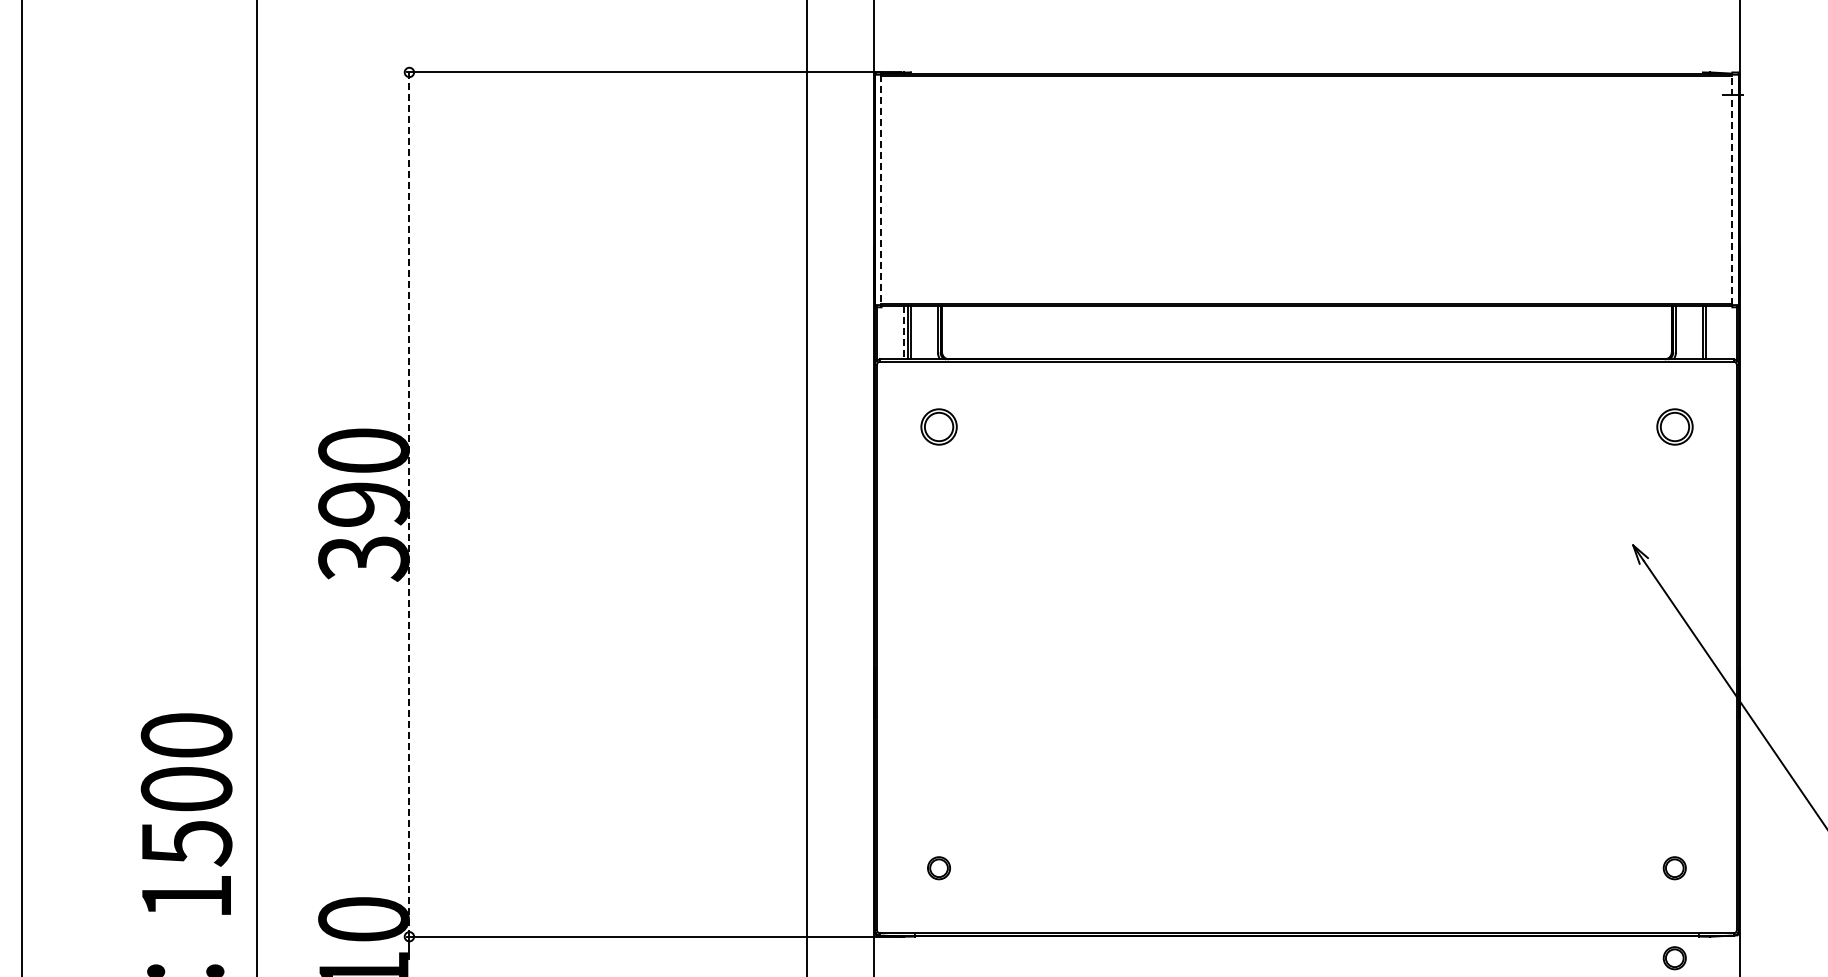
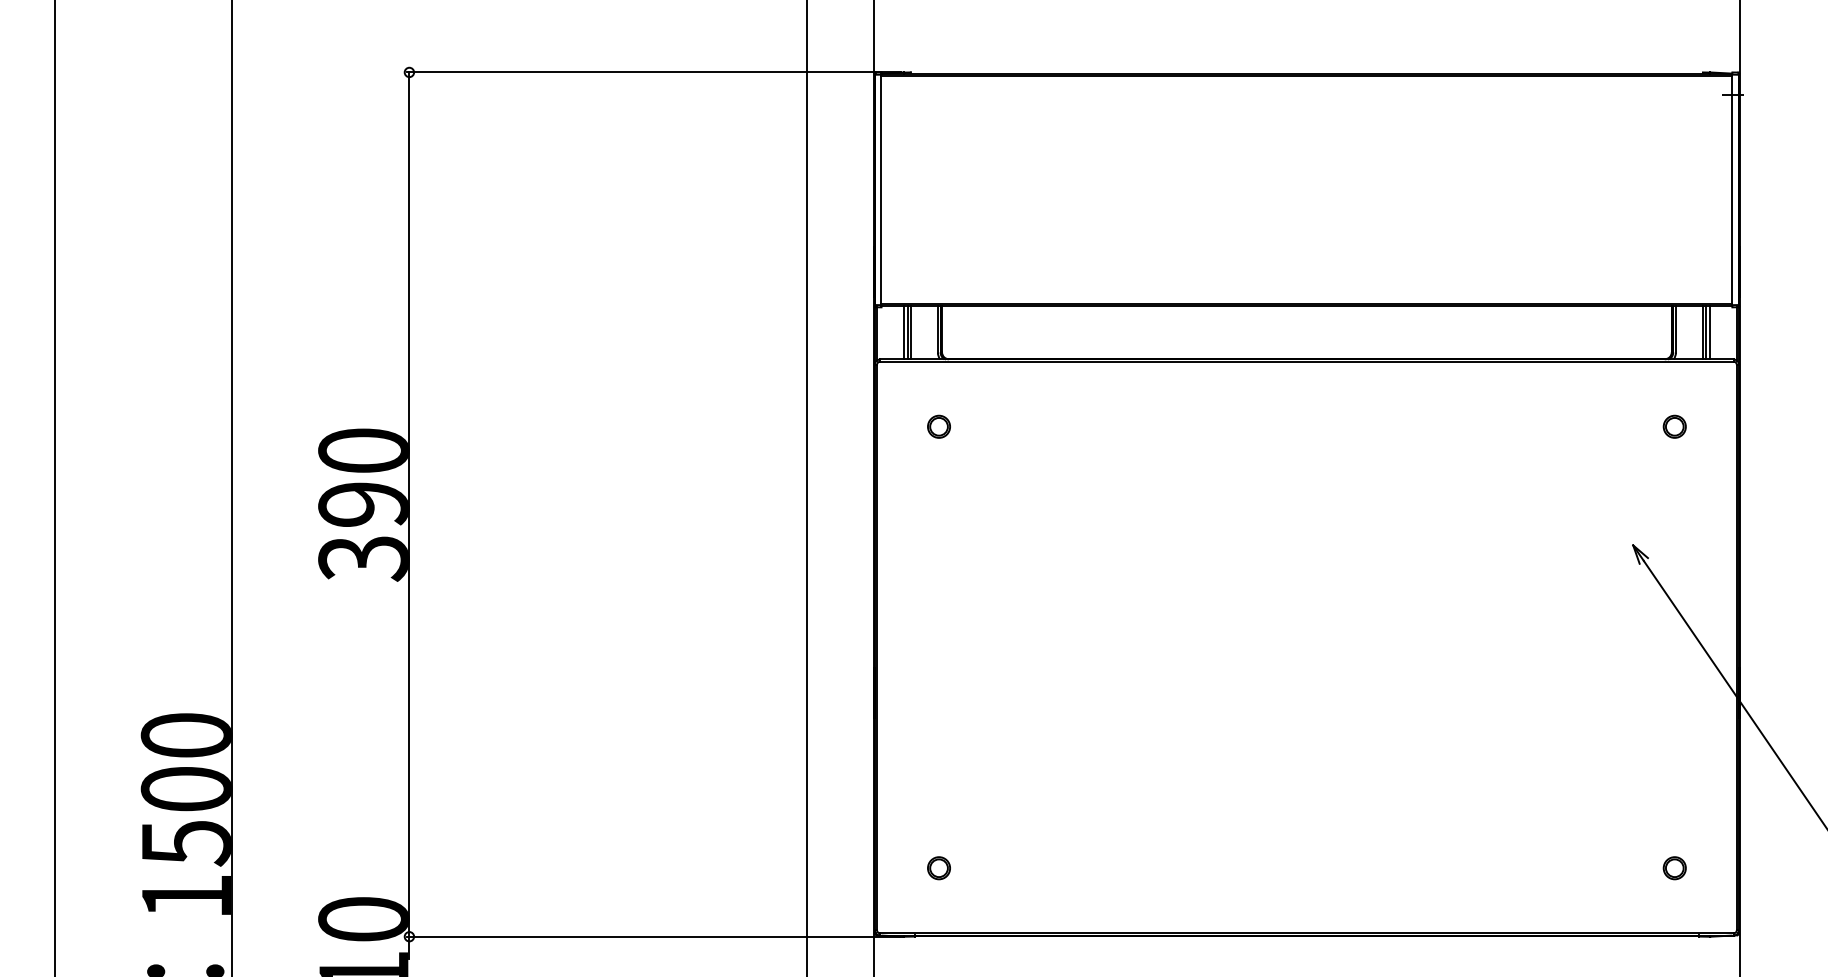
line: dashed -> solid (1732, 189)
line: dashed -> solid (881, 190)
line: dashed -> solid (903, 332)
line: none -> present (1710, 332)
part size: 38x38 px -> 24x25 px (938, 426)
part size: 38x38 px -> 25x25 px (1674, 426)
line position: (21, 487) -> (54, 487) (54, 487)
line position: (257, 487) -> (232, 487) (232, 487)
line: dashed -> solid (409, 504)
part: present -> none (1674, 958)
